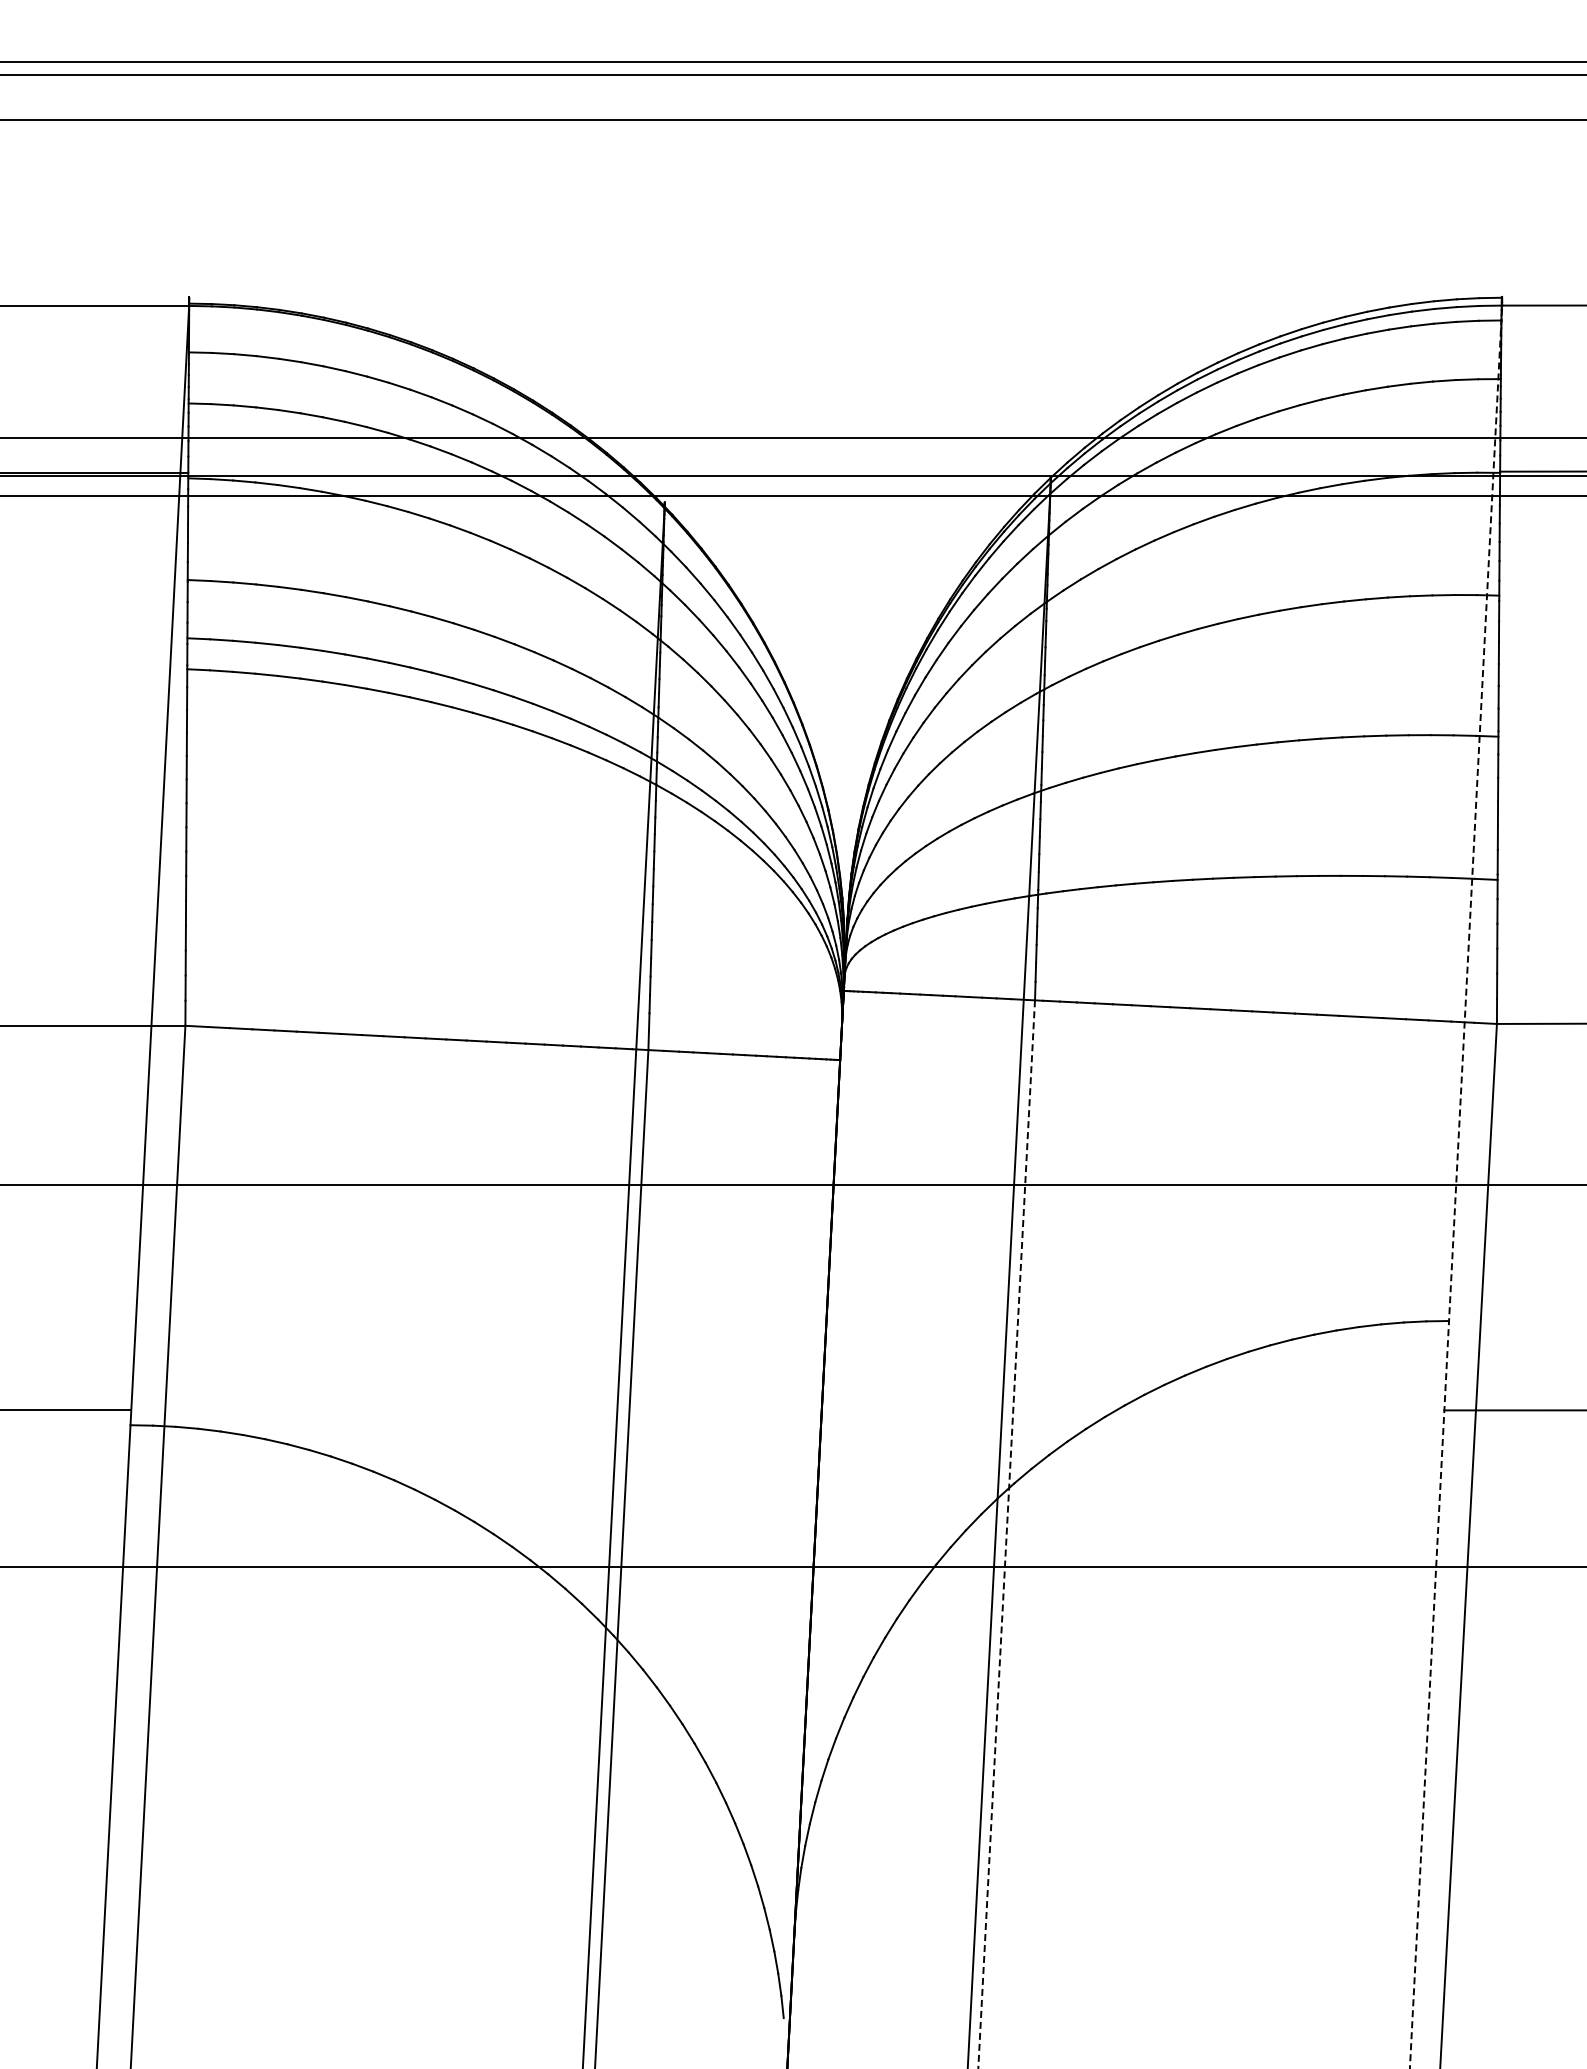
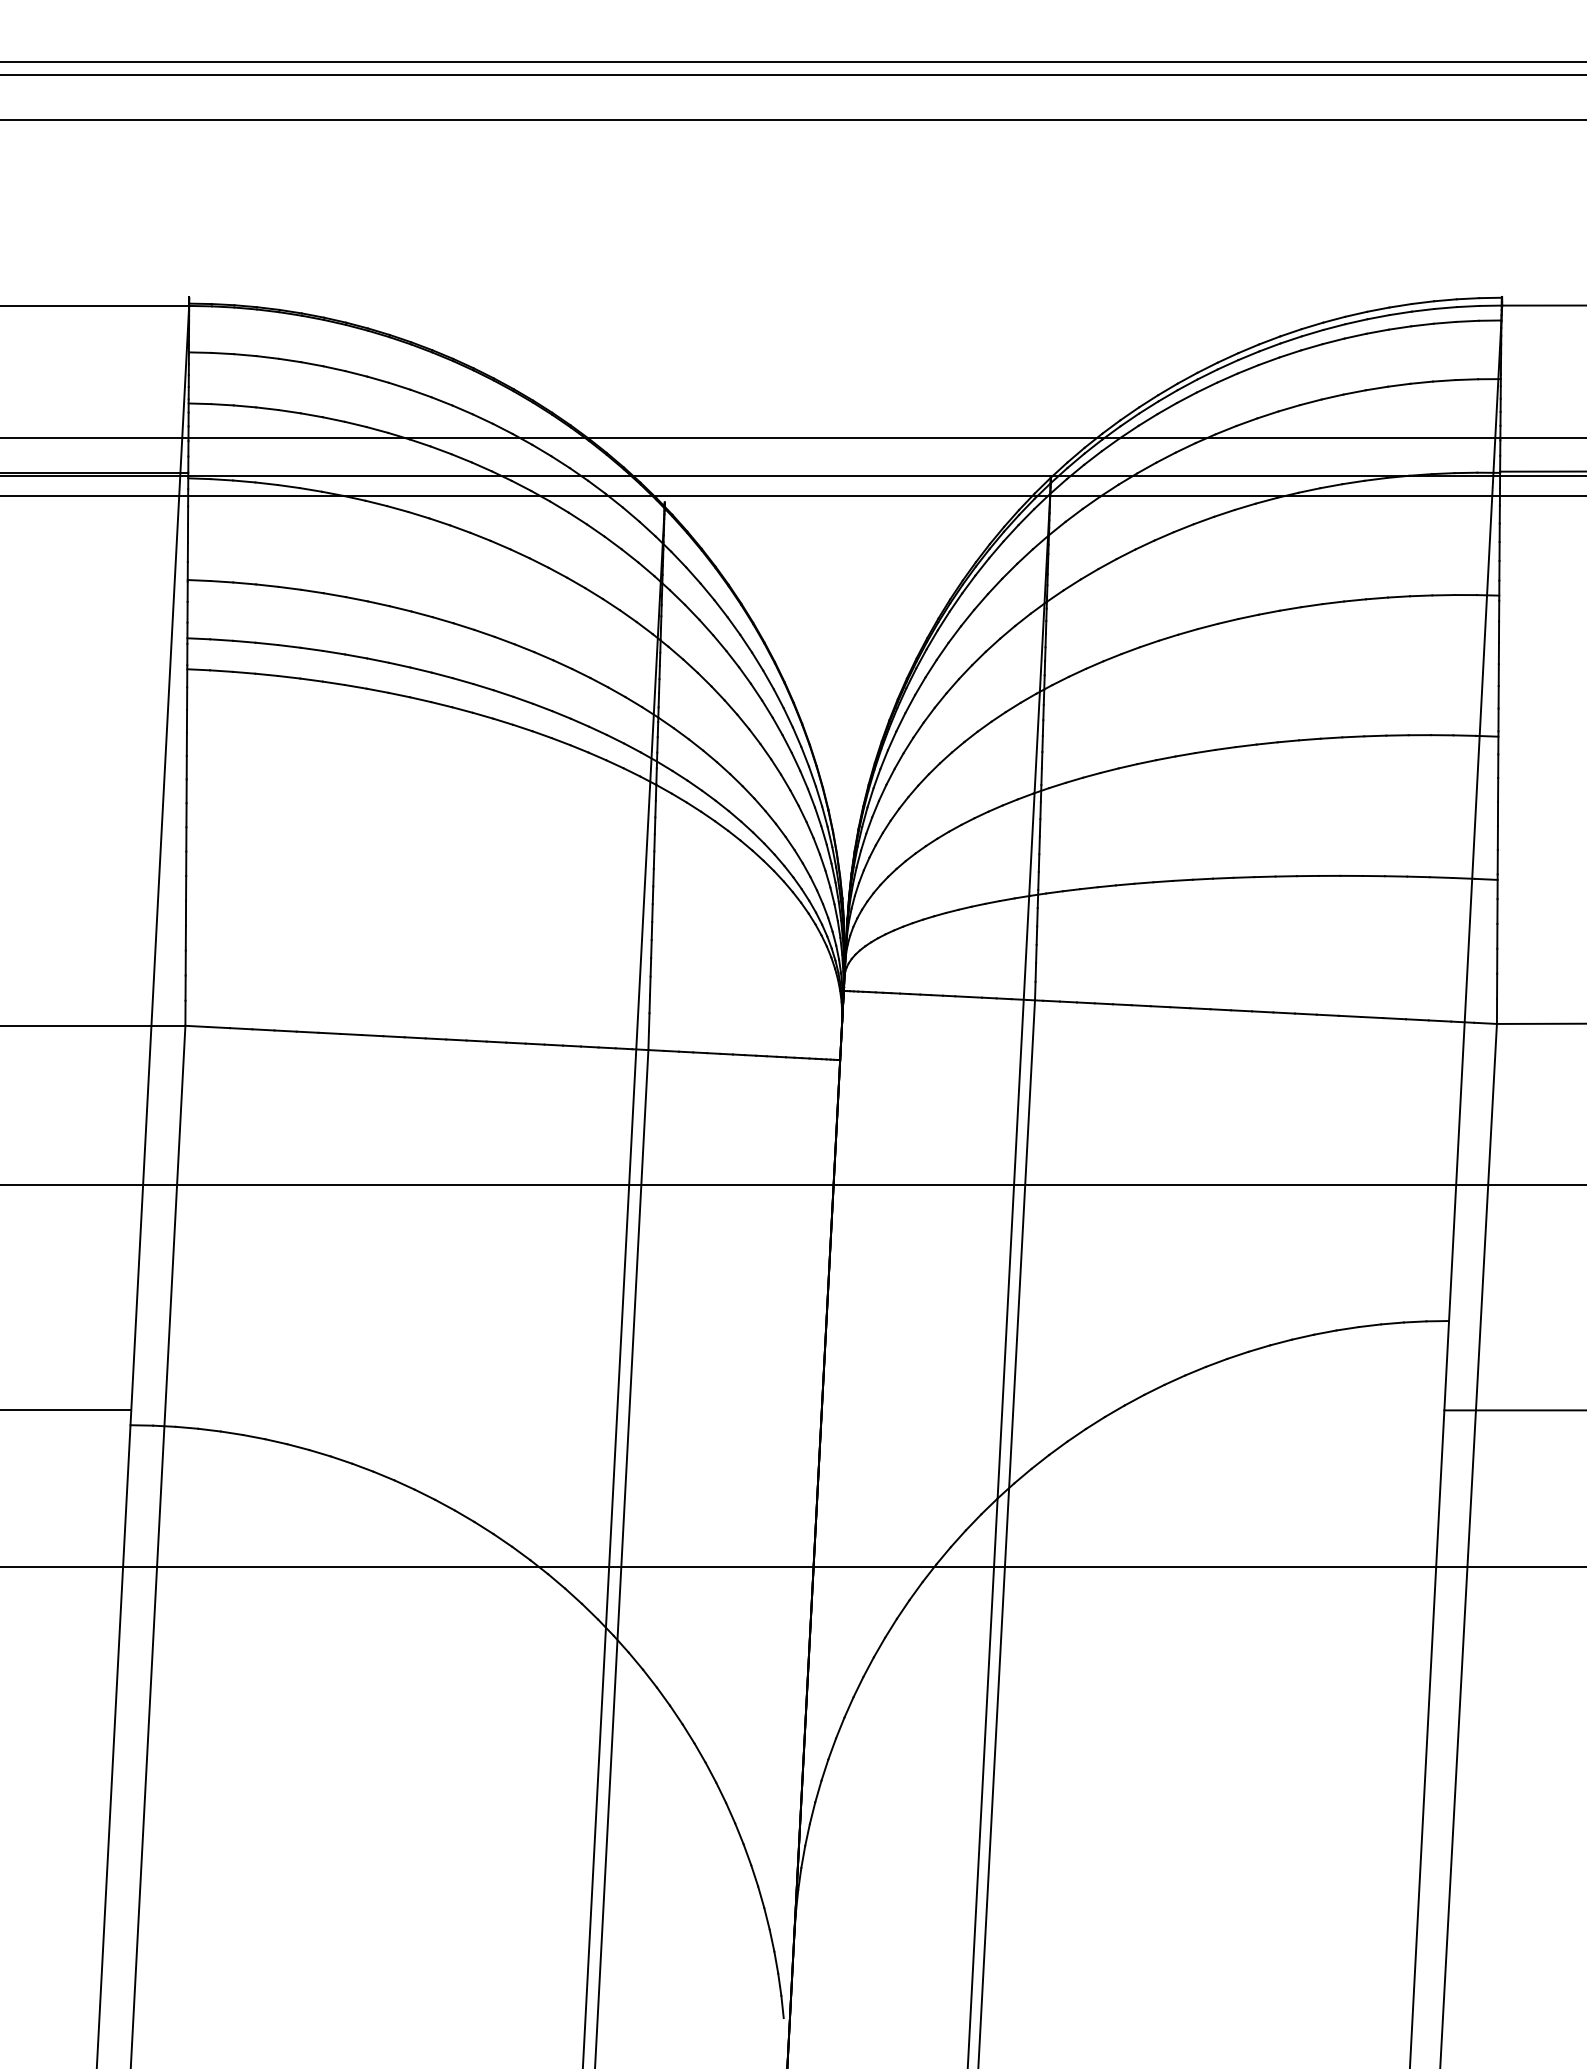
line: dashed -> solid (1456, 1186)
line: dashed -> solid (1006, 1534)
